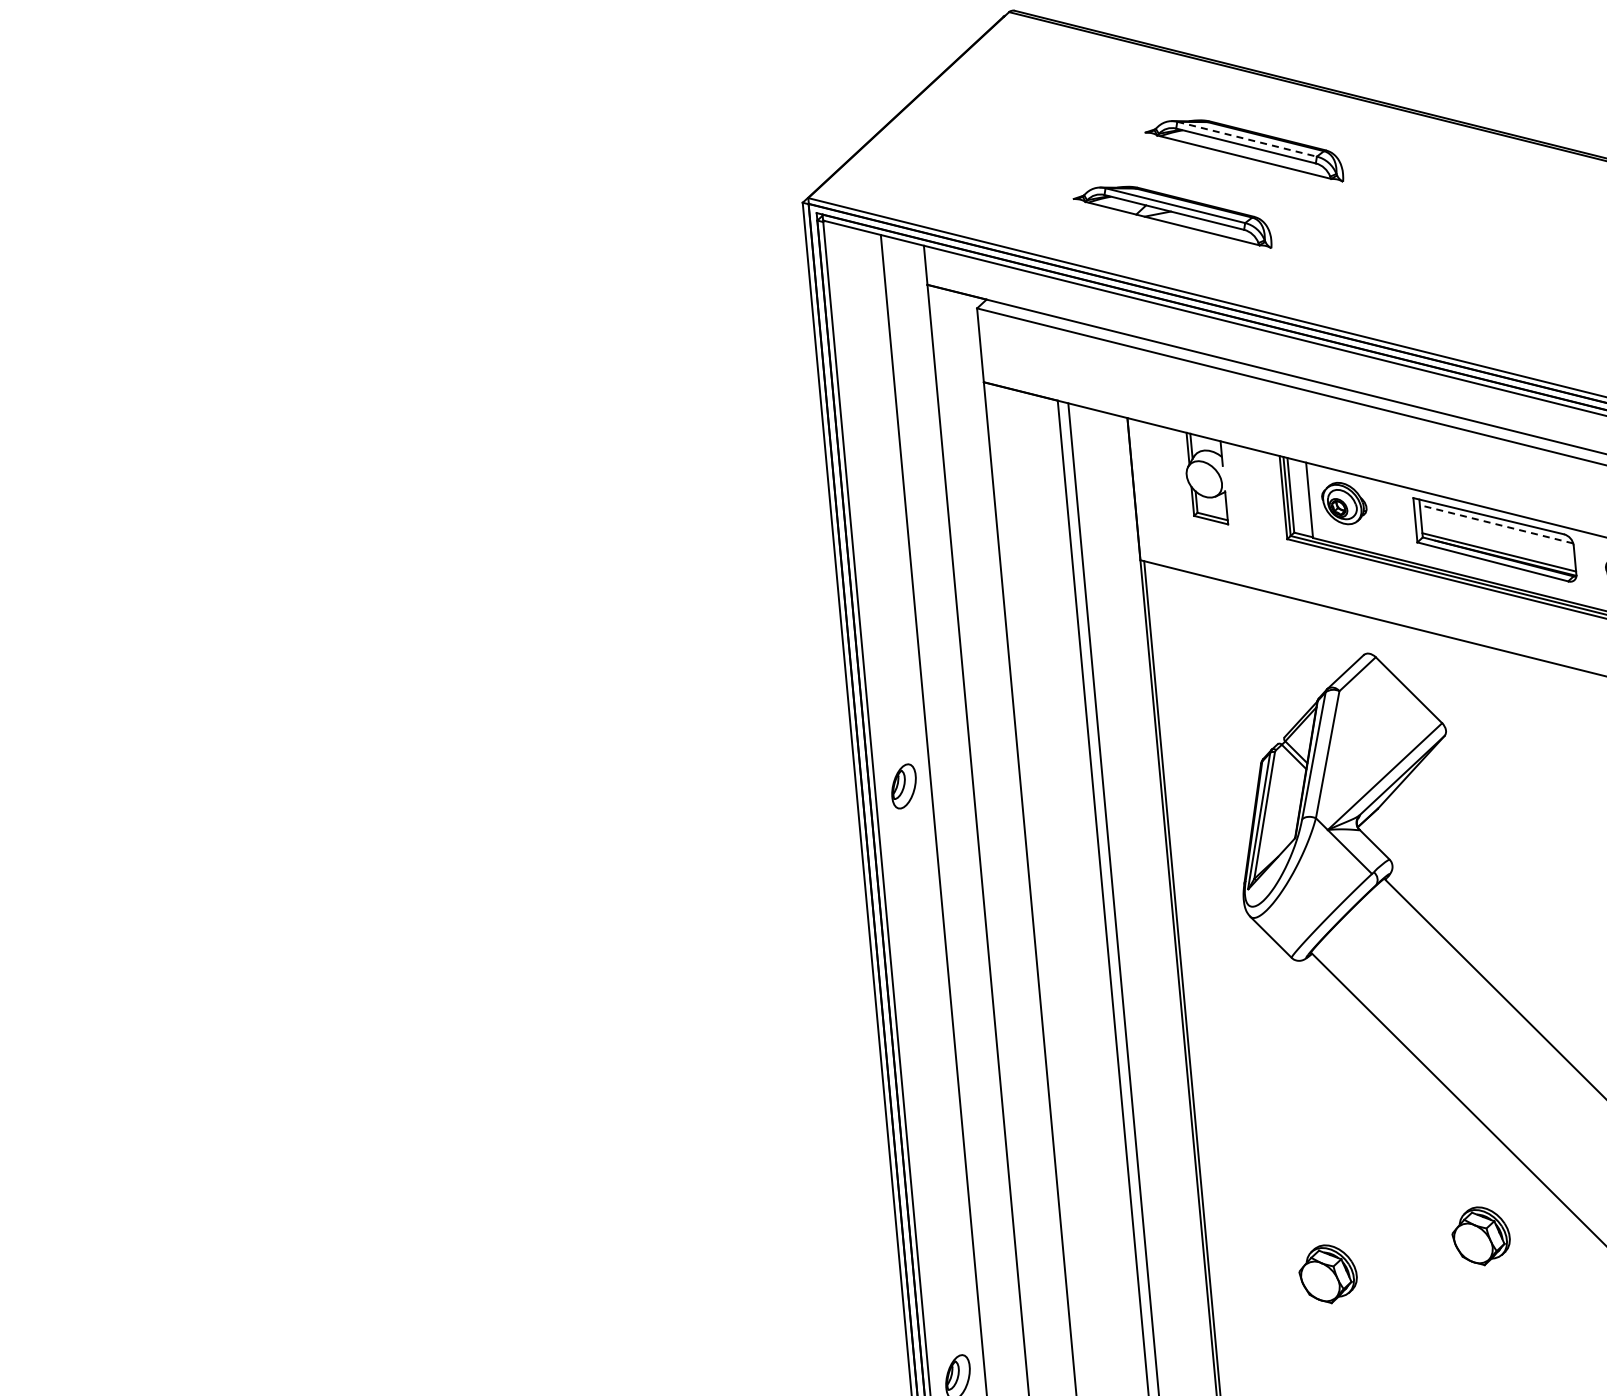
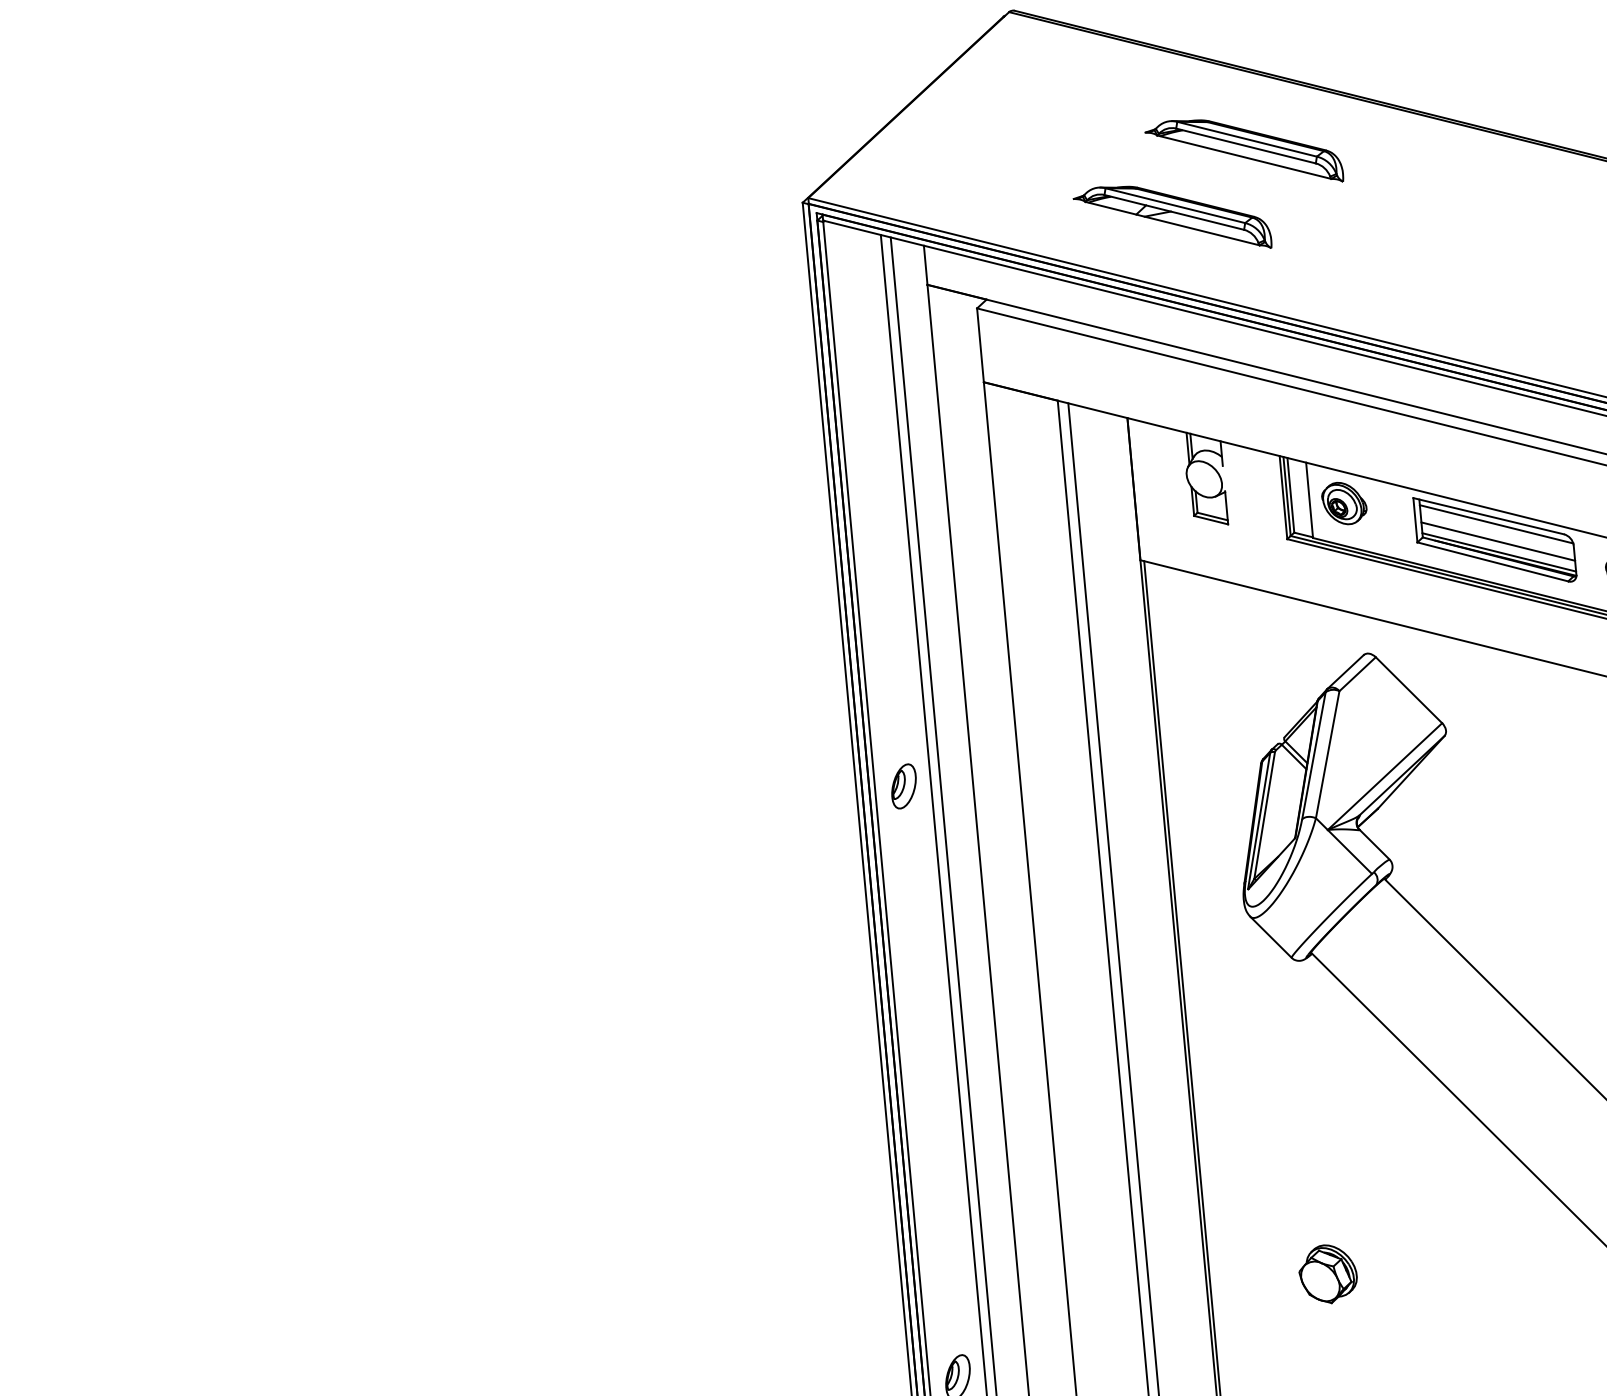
line: dashed -> solid (1247, 139)
line: dashed -> solid (1496, 524)
line: none -> present (1498, 541)
line: none -> present (943, 814)
part: present -> none (1480, 1236)
